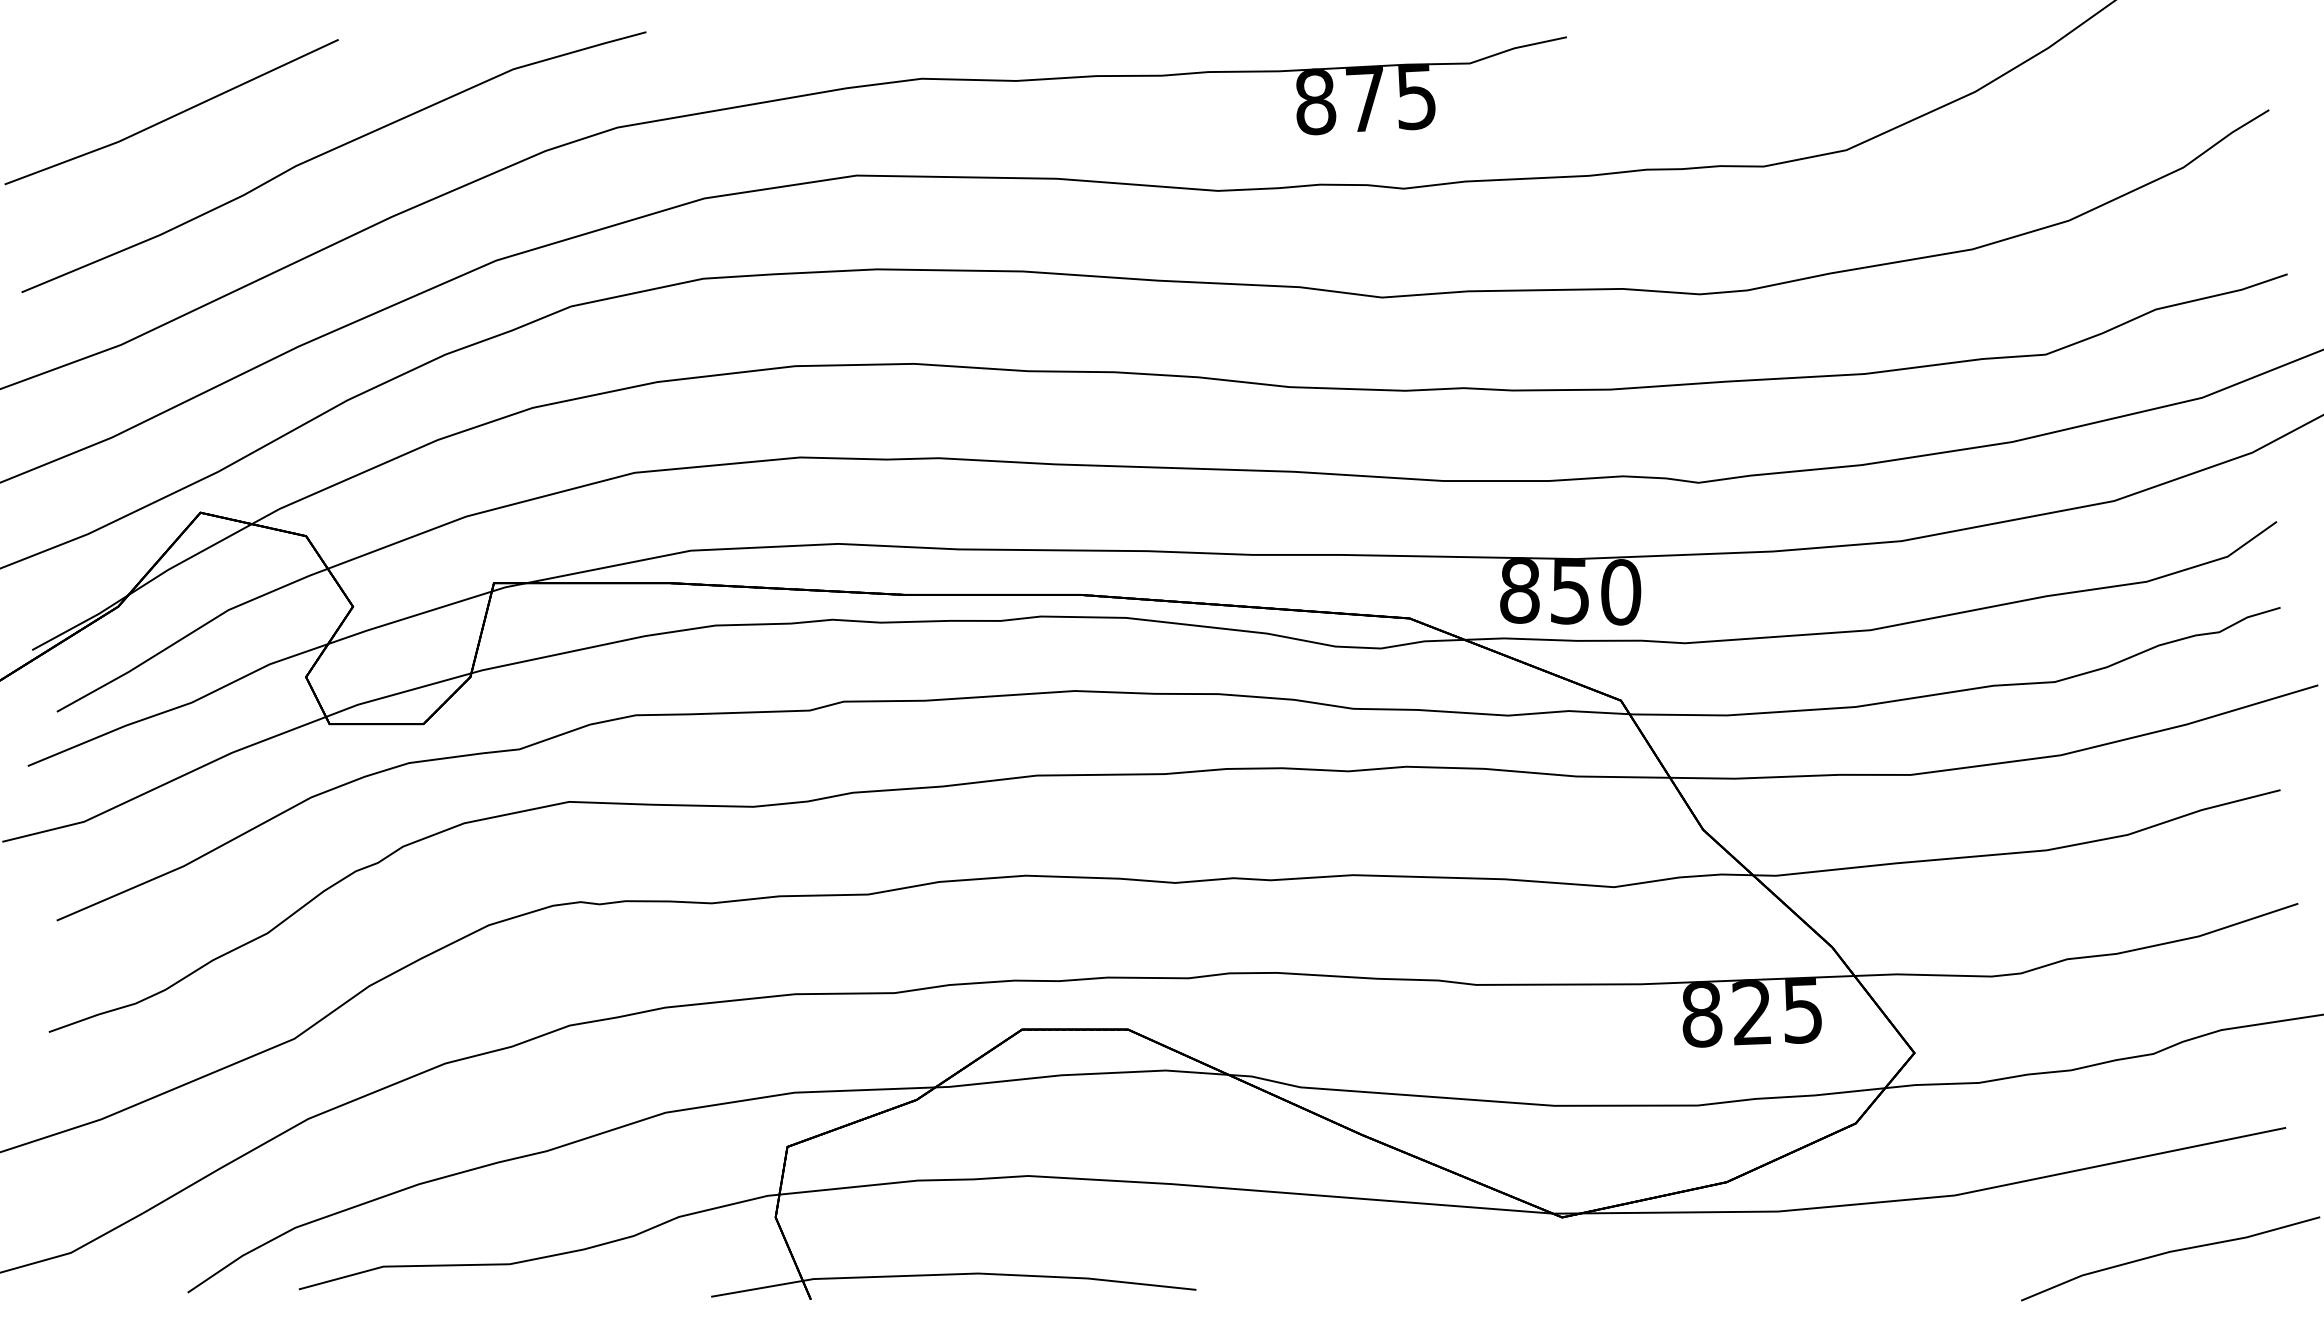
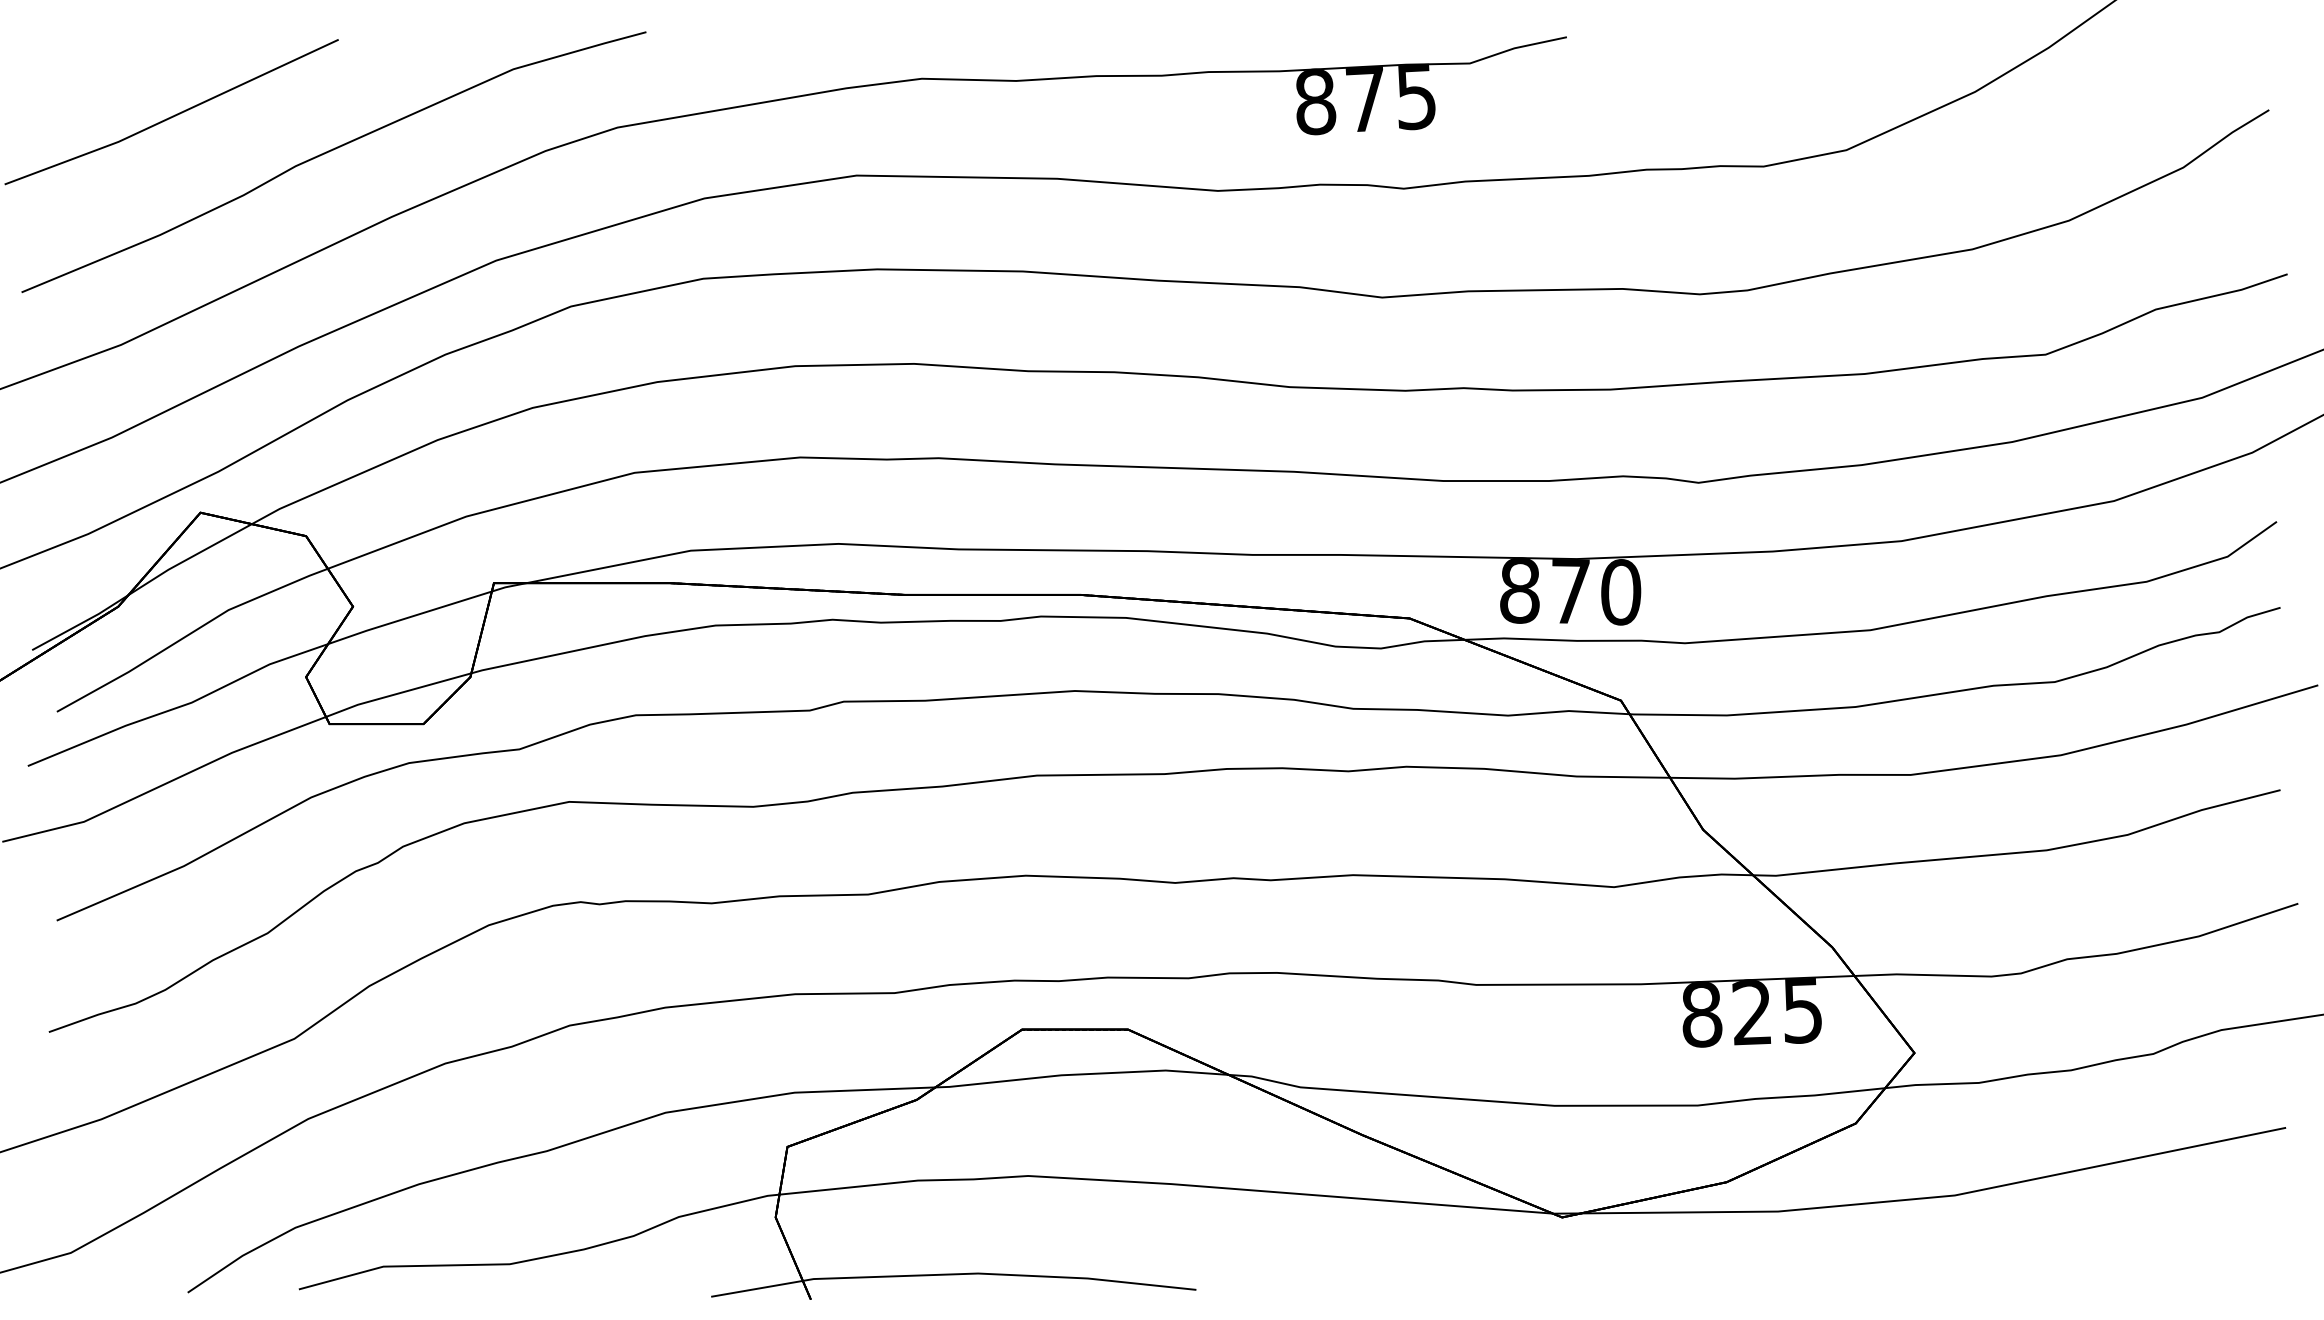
text: 850 -> 870 (1570, 591)
line: present -> none (2168, 1253)
